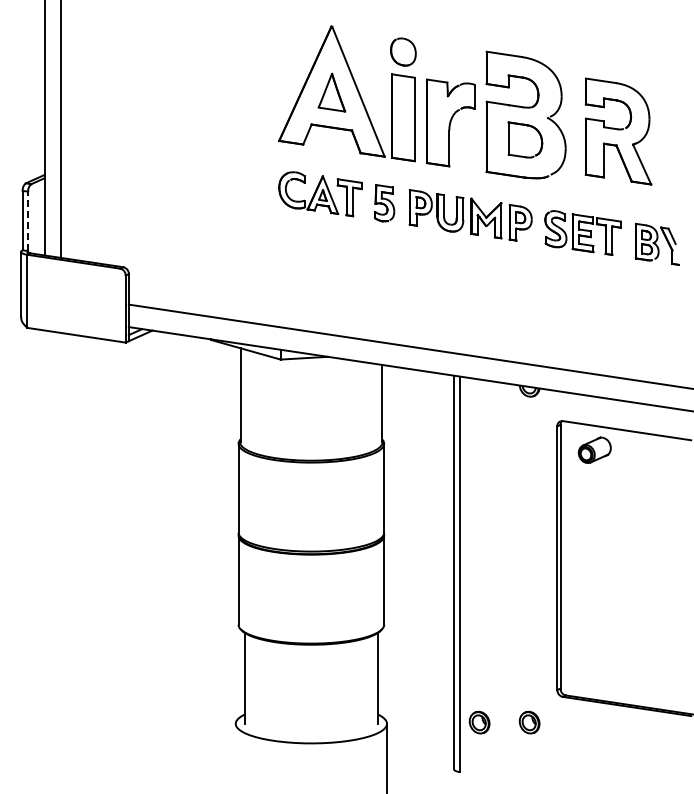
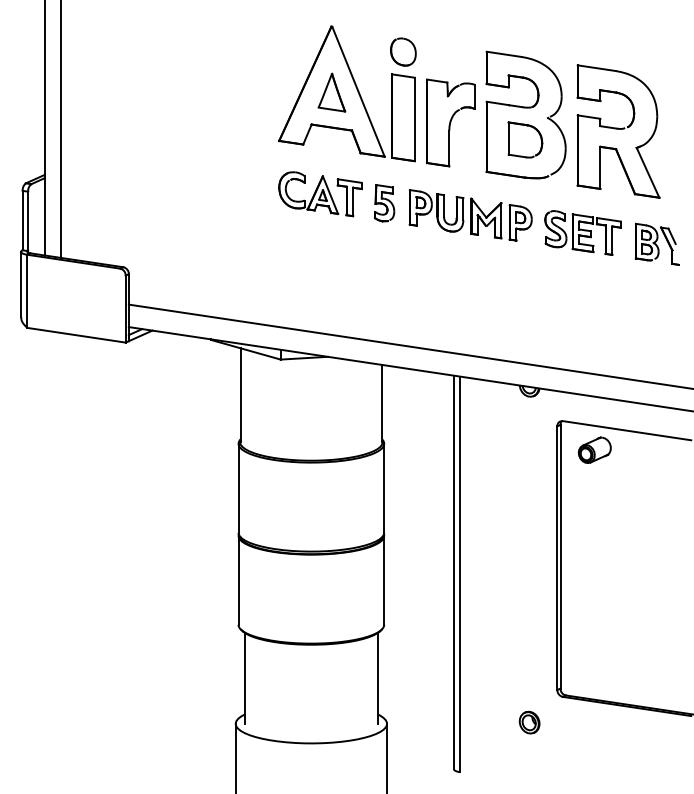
part size: 69x109 px -> 85x135 px (618, 131)
line: dashed -> solid (28, 221)
part: present -> none (479, 722)
line: none -> present (235, 756)
